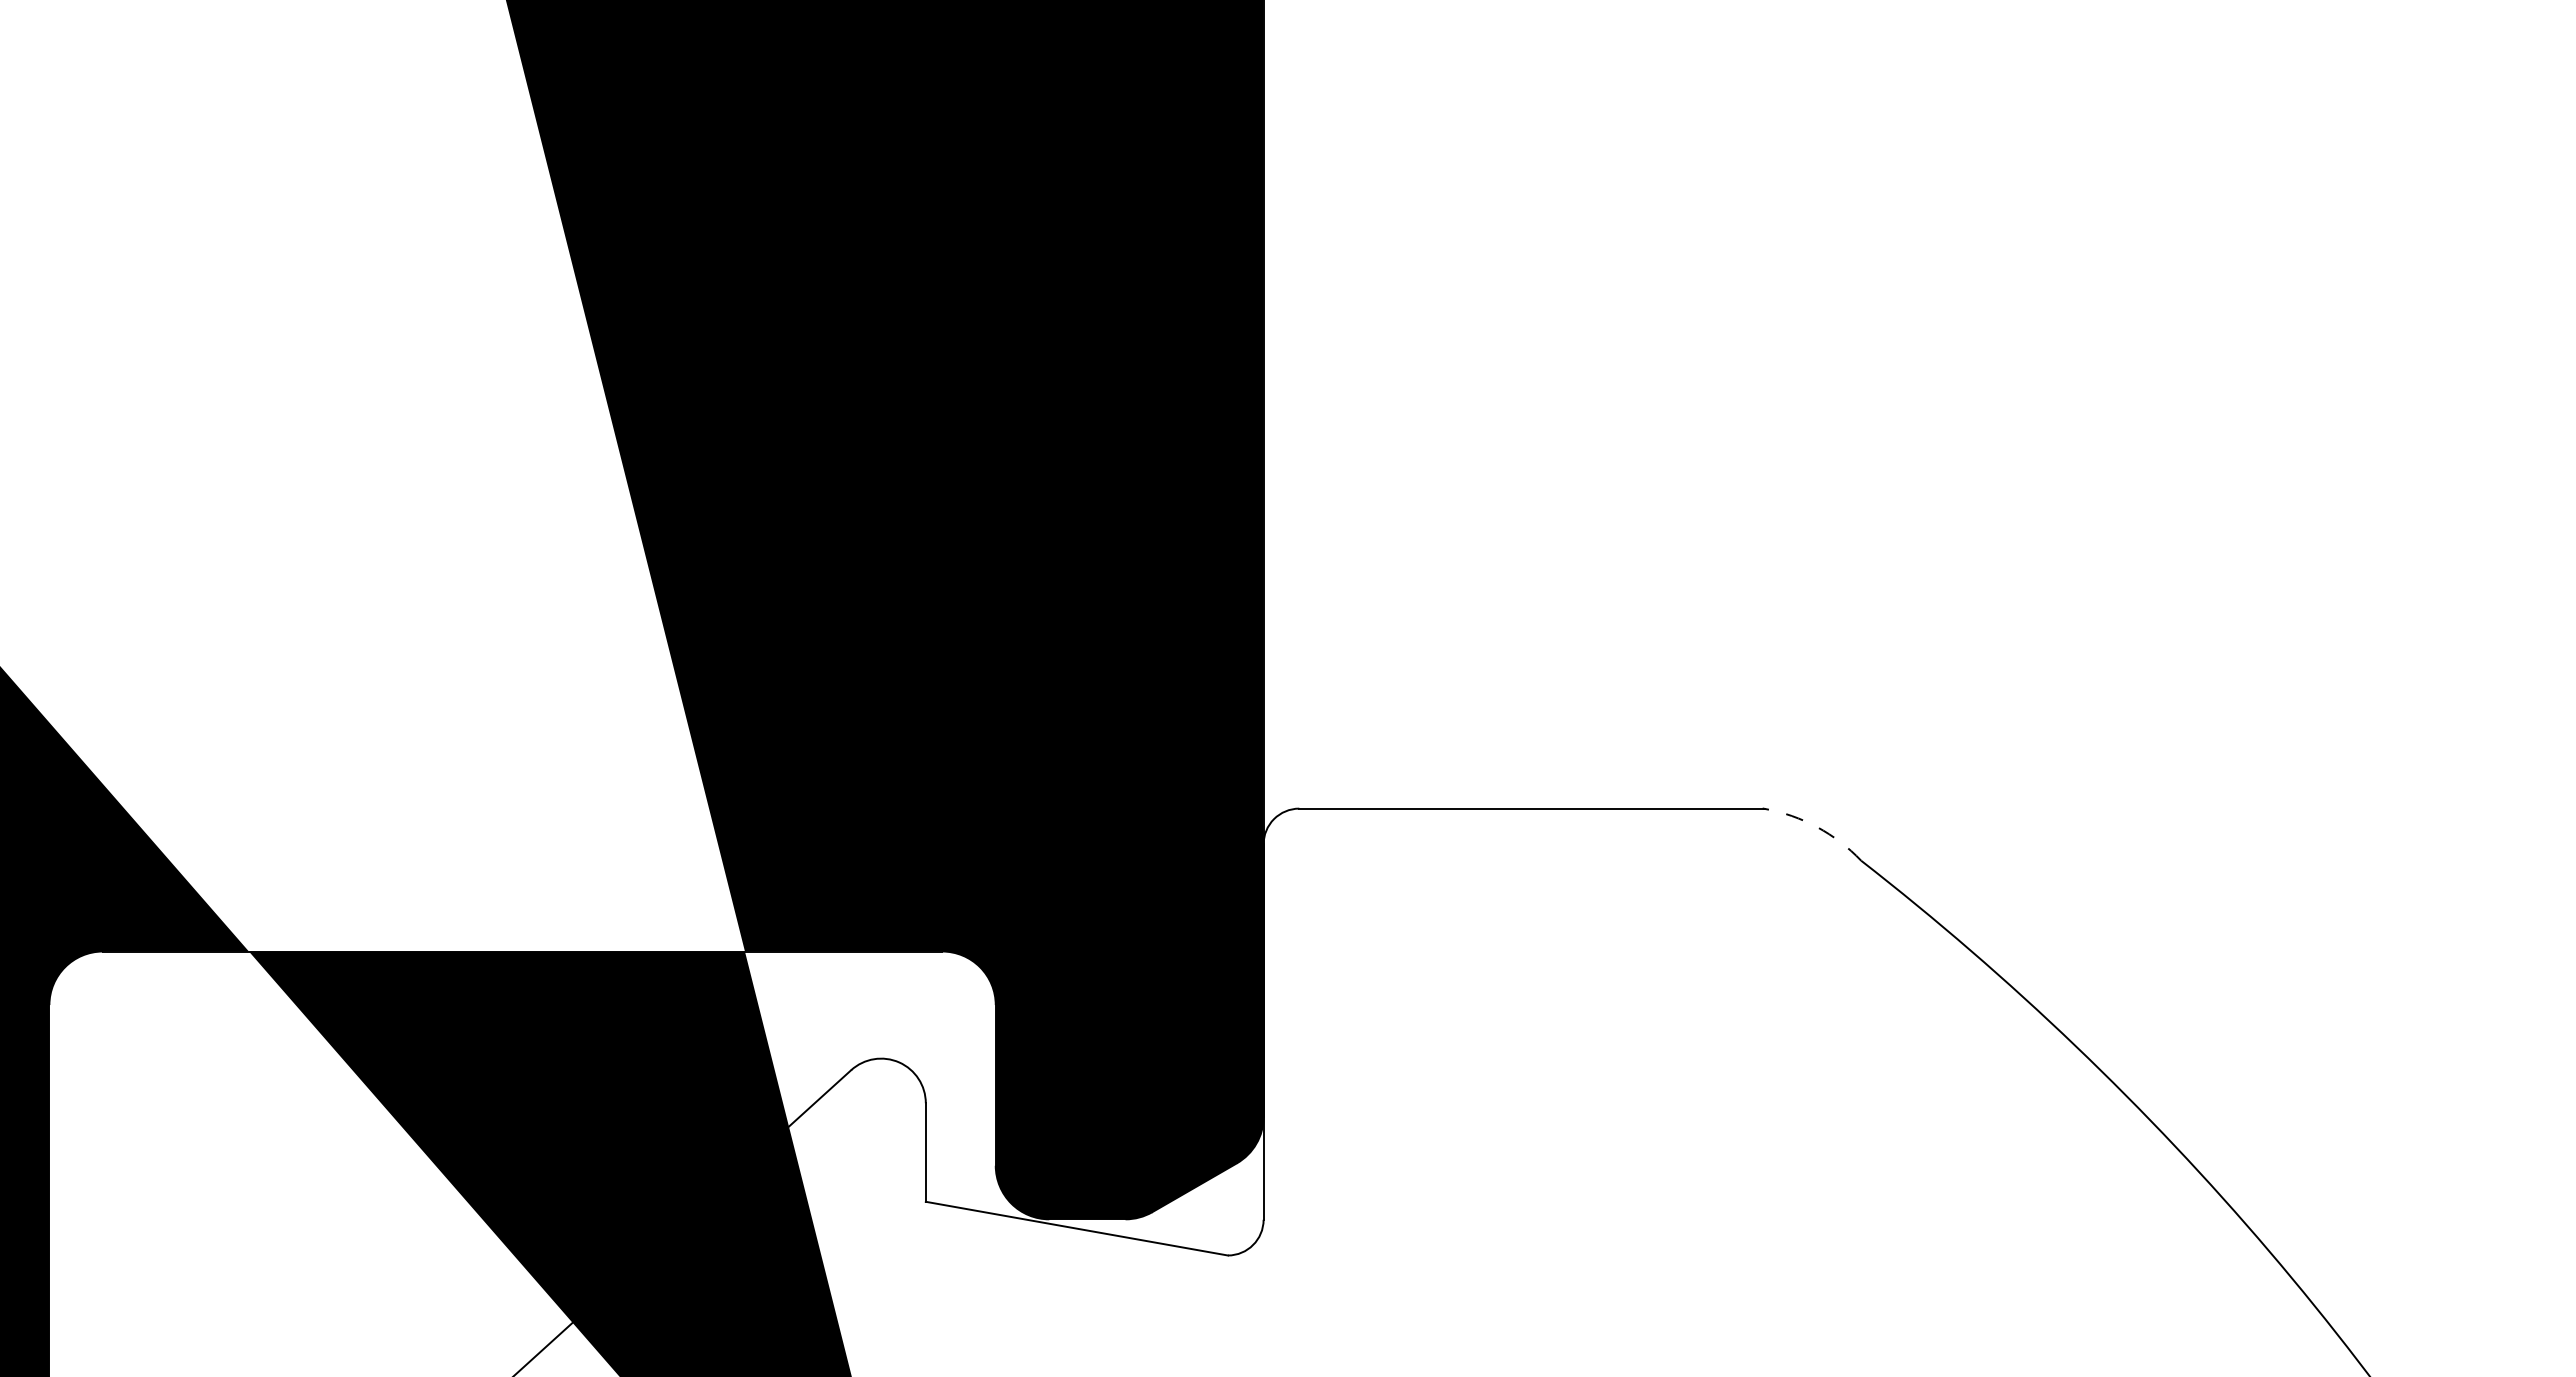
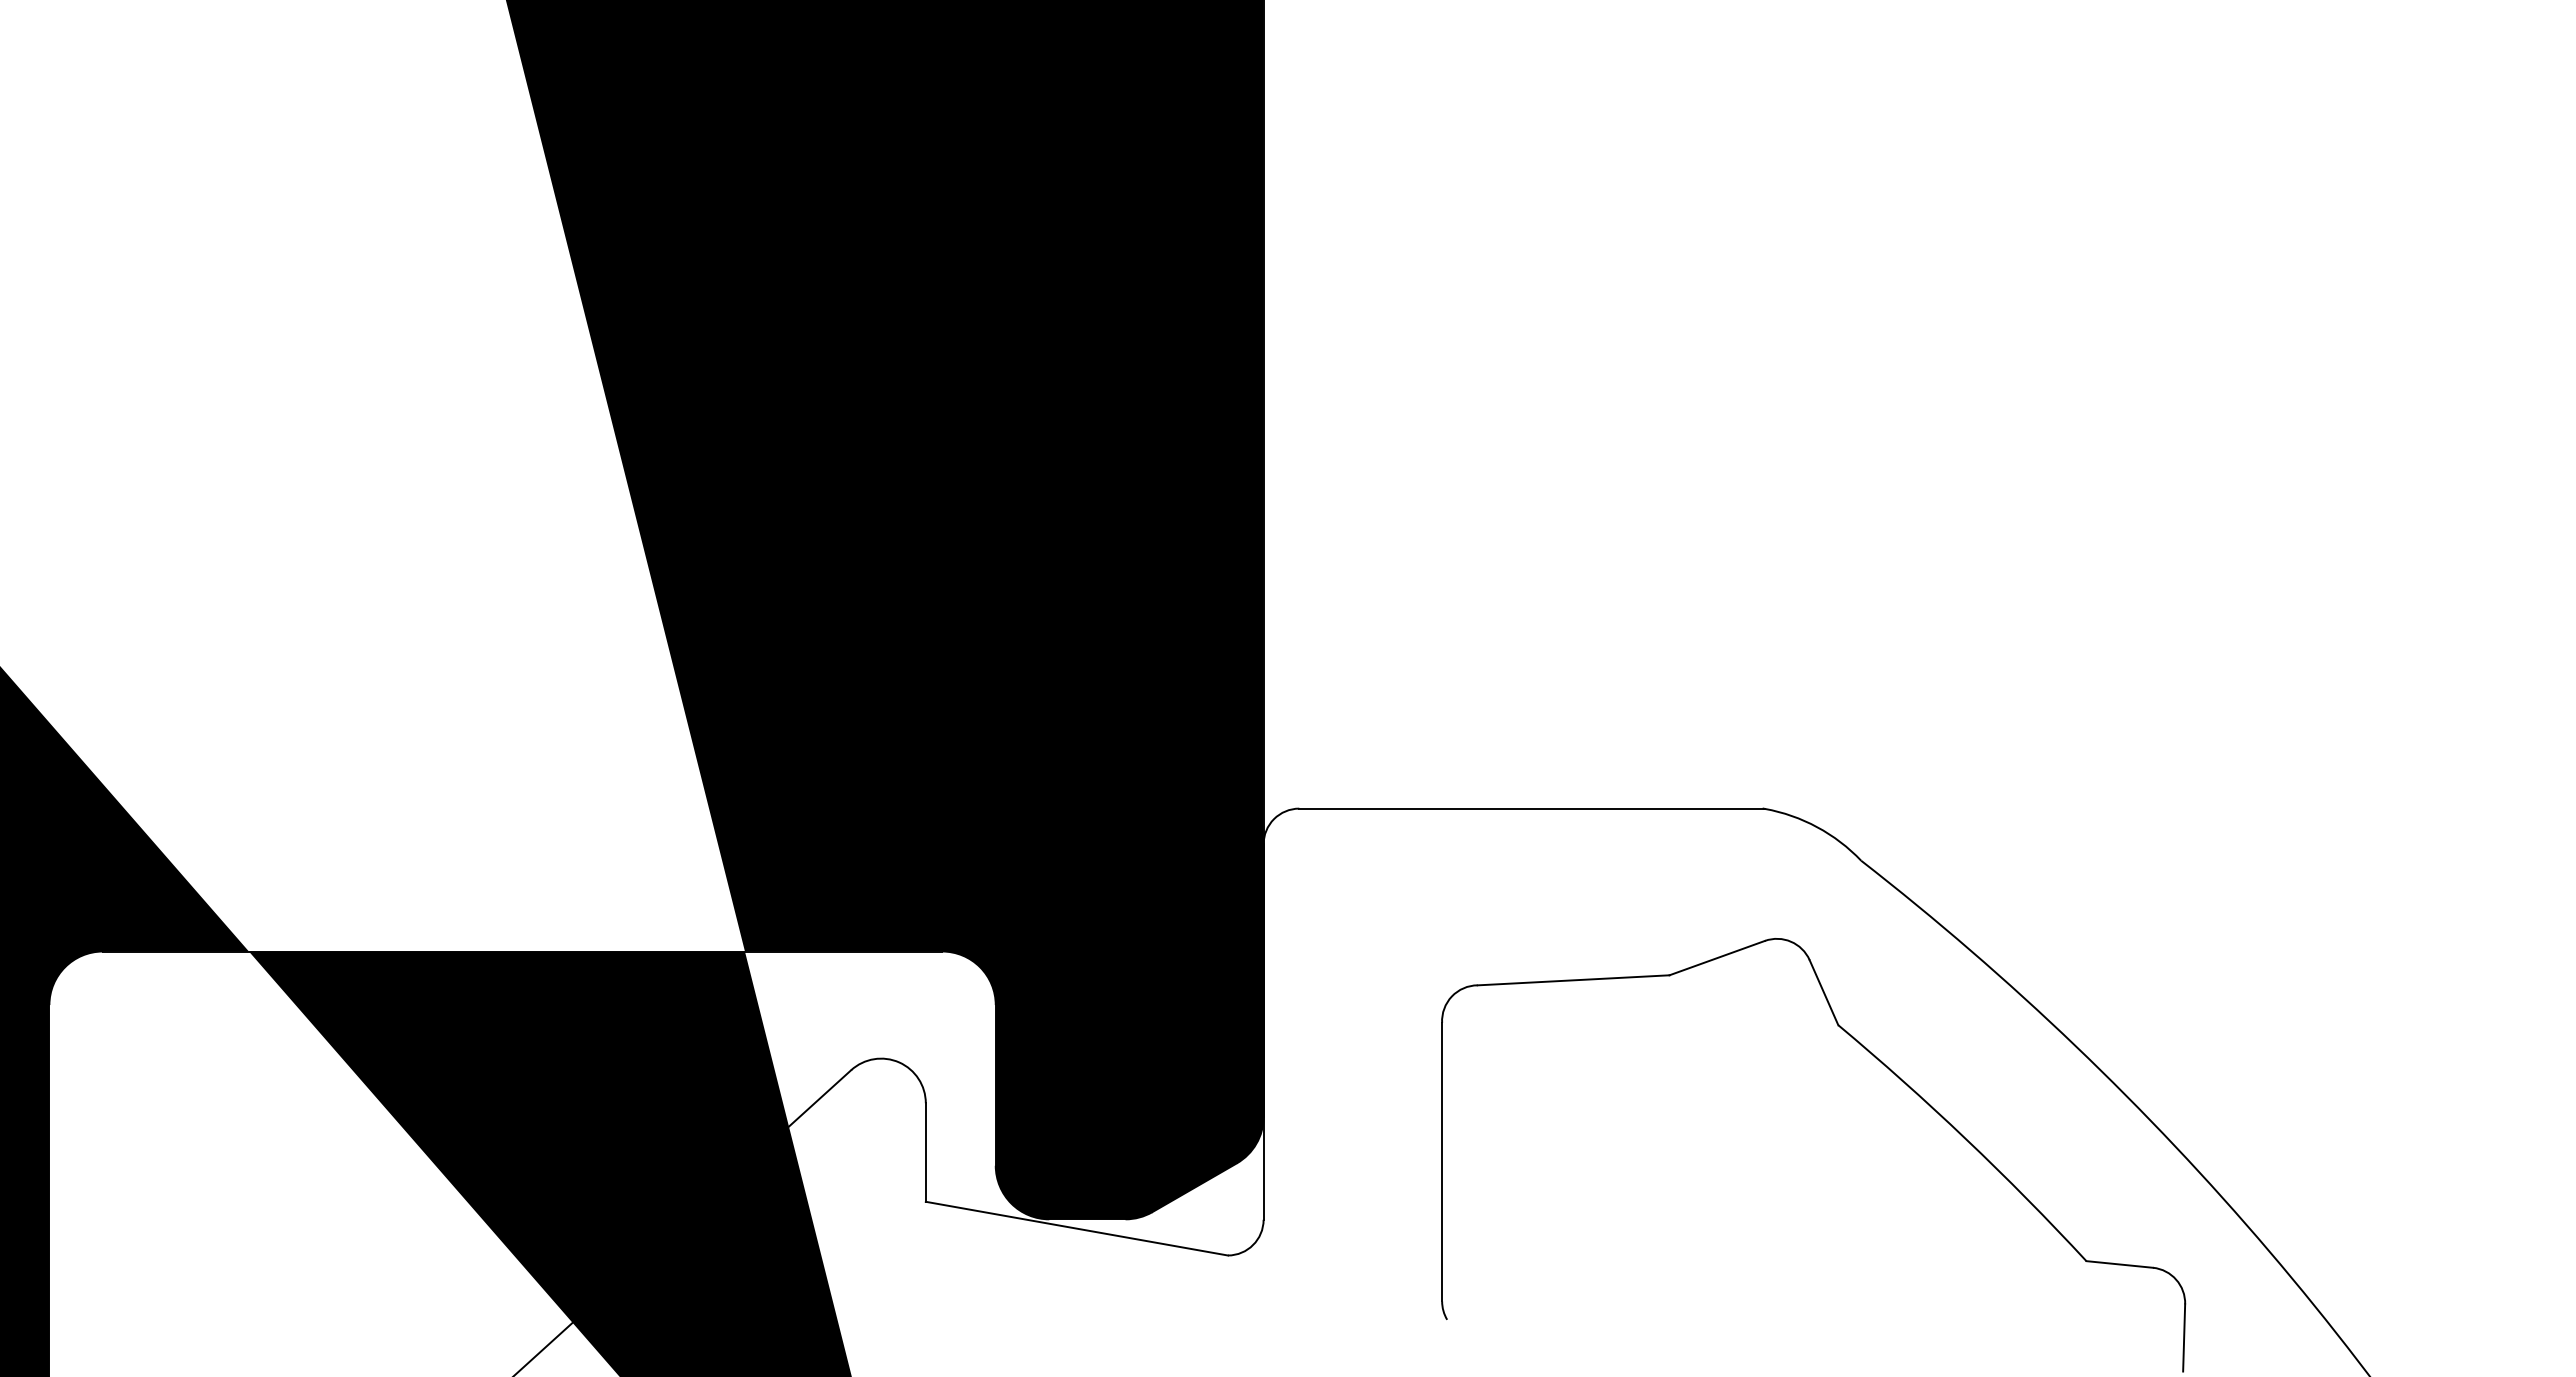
arc: dashed -> solid (1817, 827)
part: none -> present (1892, 1073)
